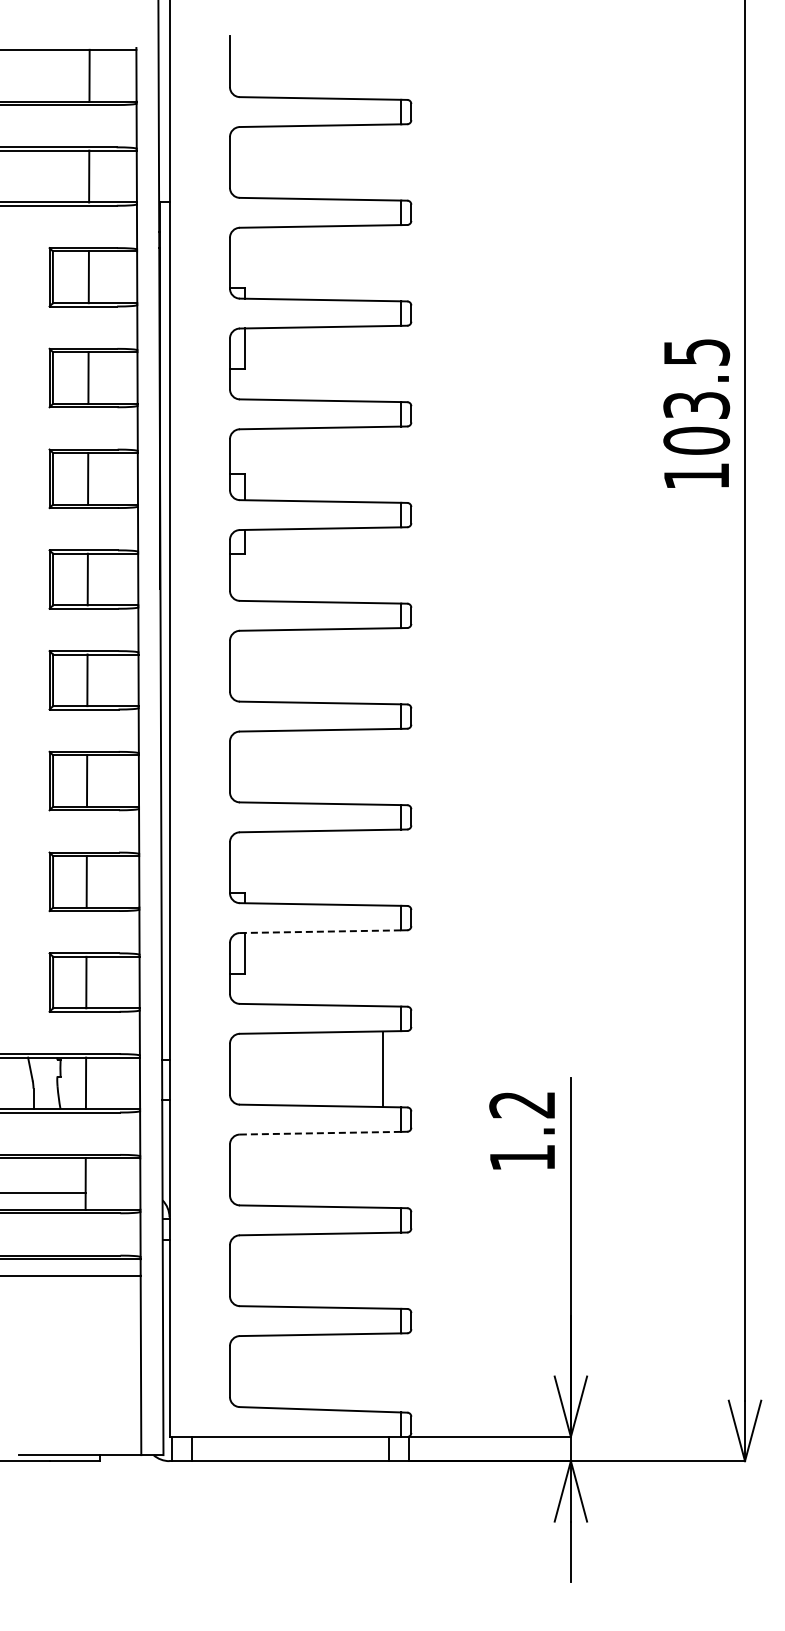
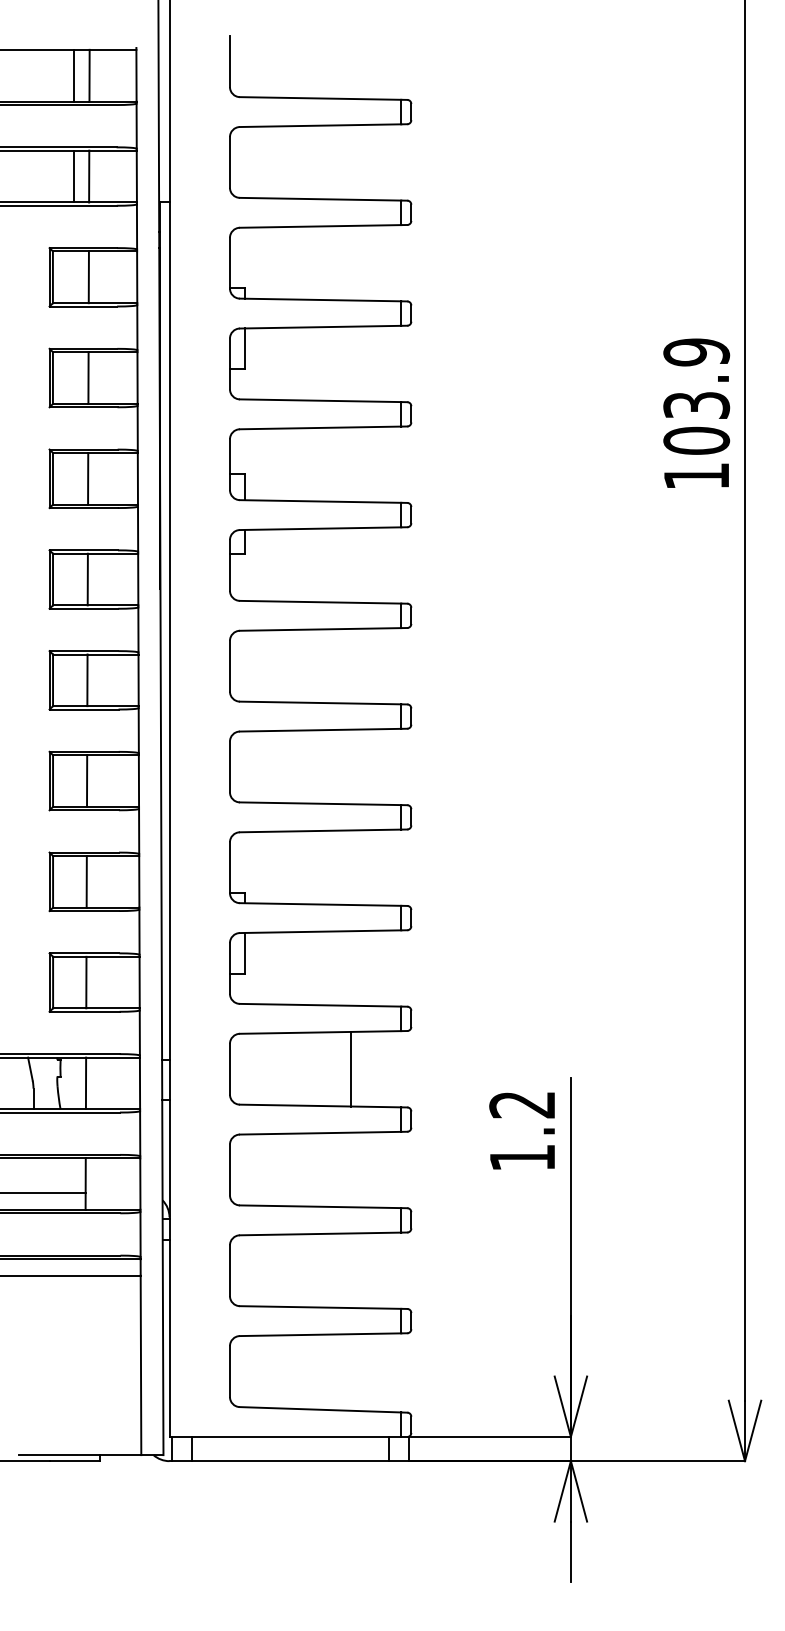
line: none -> present (73, 75)
line: none -> present (73, 176)
text: 103.5 -> 103.9 (696, 352)
line: dashed -> solid (320, 931)
line position: (382, 1068) -> (350, 1068) (350, 1068)
line: dashed -> solid (320, 1133)
